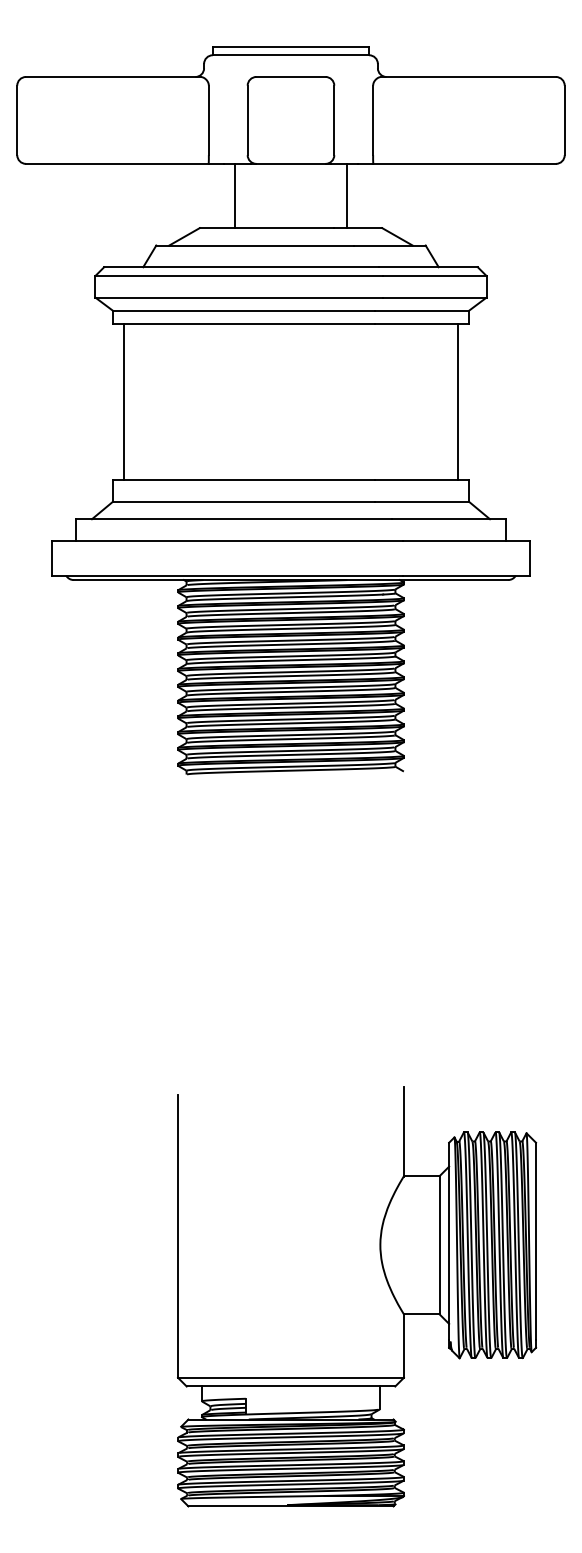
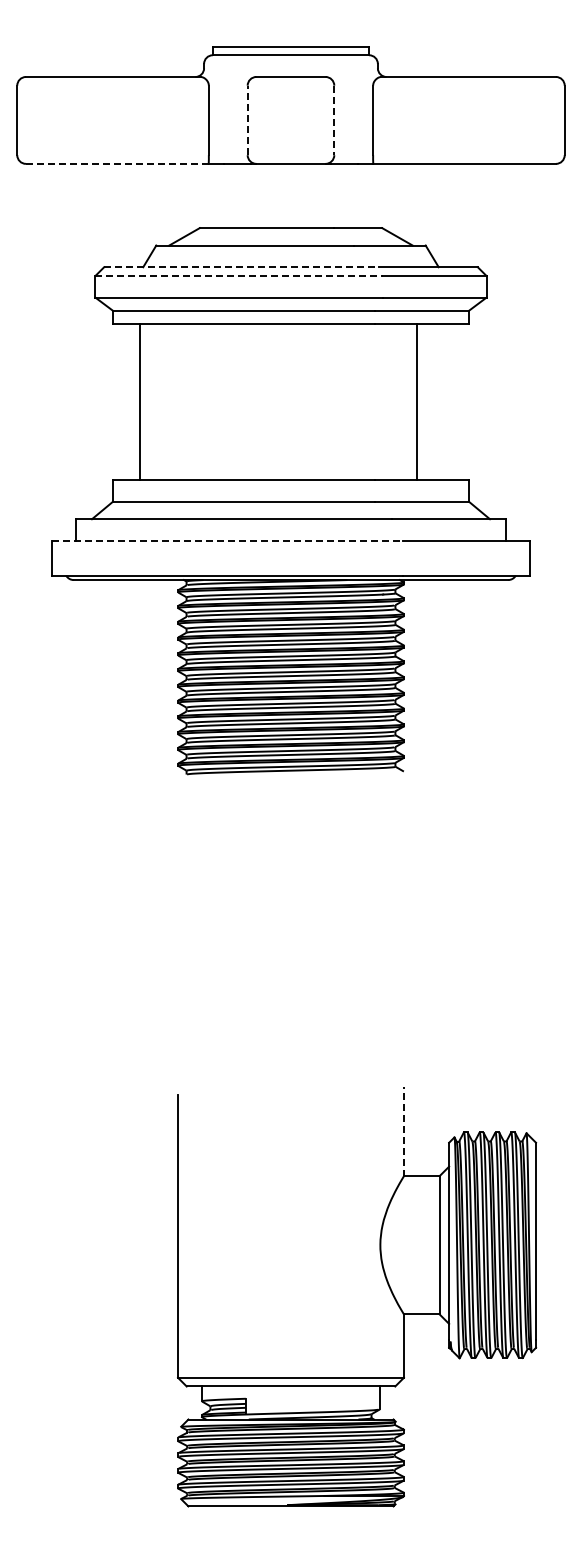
line: solid -> dashed (247, 120)
line: solid -> dashed (334, 120)
line: solid -> dashed (116, 163)
line: present -> none (234, 195)
line: present -> none (347, 195)
line: solid -> dashed (241, 267)
line: solid -> dashed (239, 275)
line position: (123, 401) -> (139, 401) (139, 401)
line position: (458, 401) -> (417, 401) (417, 401)
line: solid -> dashed (227, 540)
line: solid -> dashed (403, 1131)
